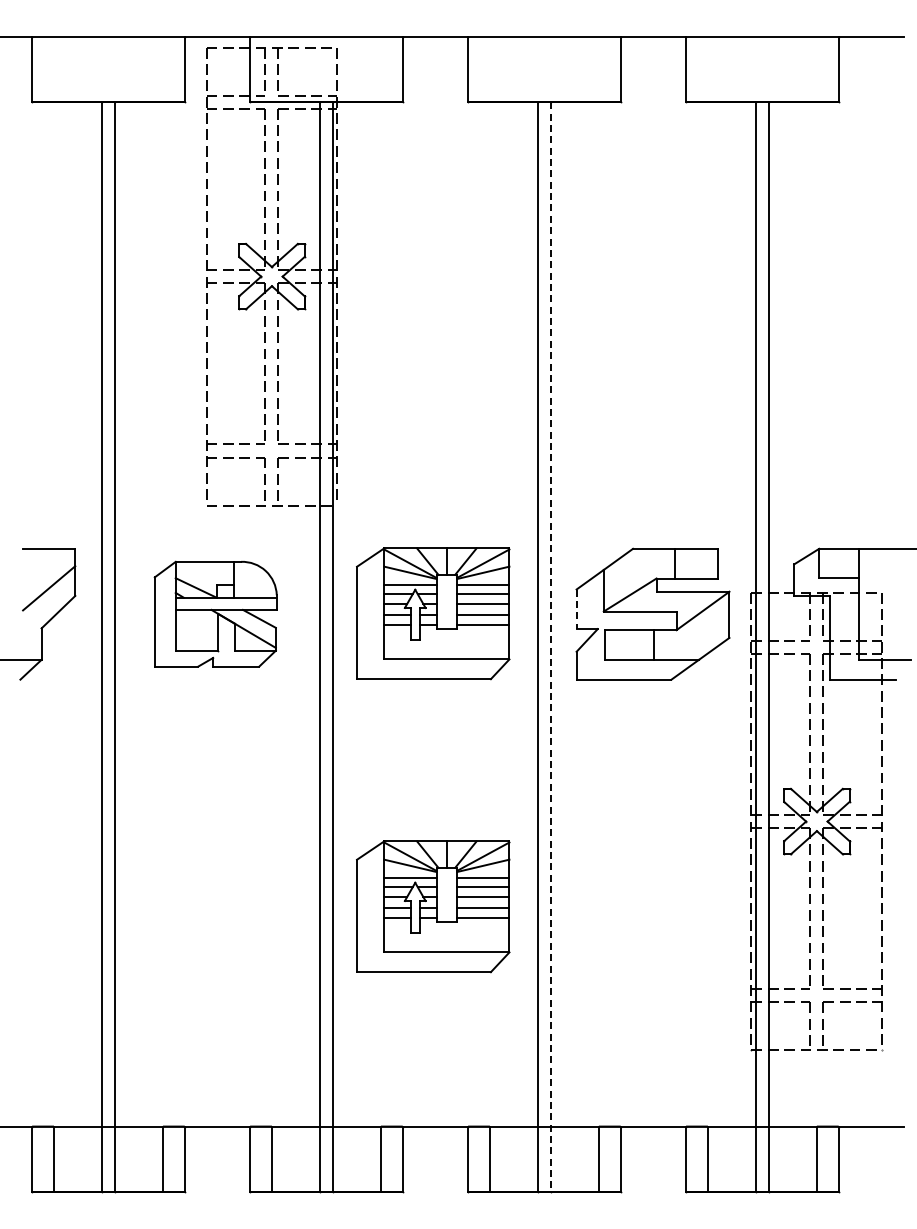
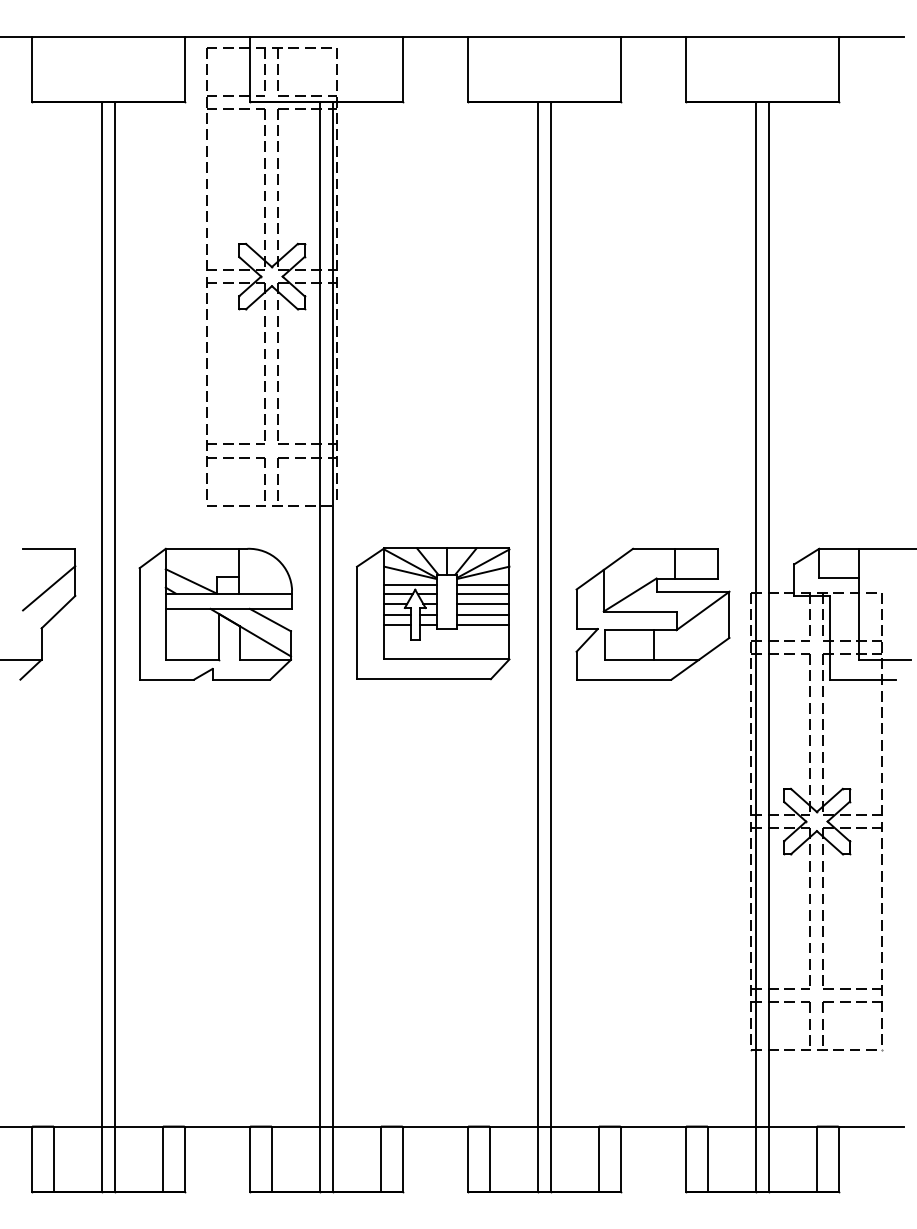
line: dashed -> solid (576, 609)
part size: 125x108 px -> 155x134 px (215, 613)
line: dashed -> solid (550, 647)
part: present -> none (433, 906)
